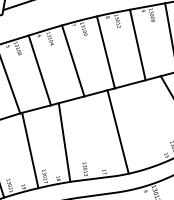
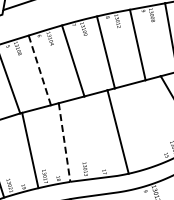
line: solid -> dashed (39, 70)
line: solid -> dashed (64, 142)
